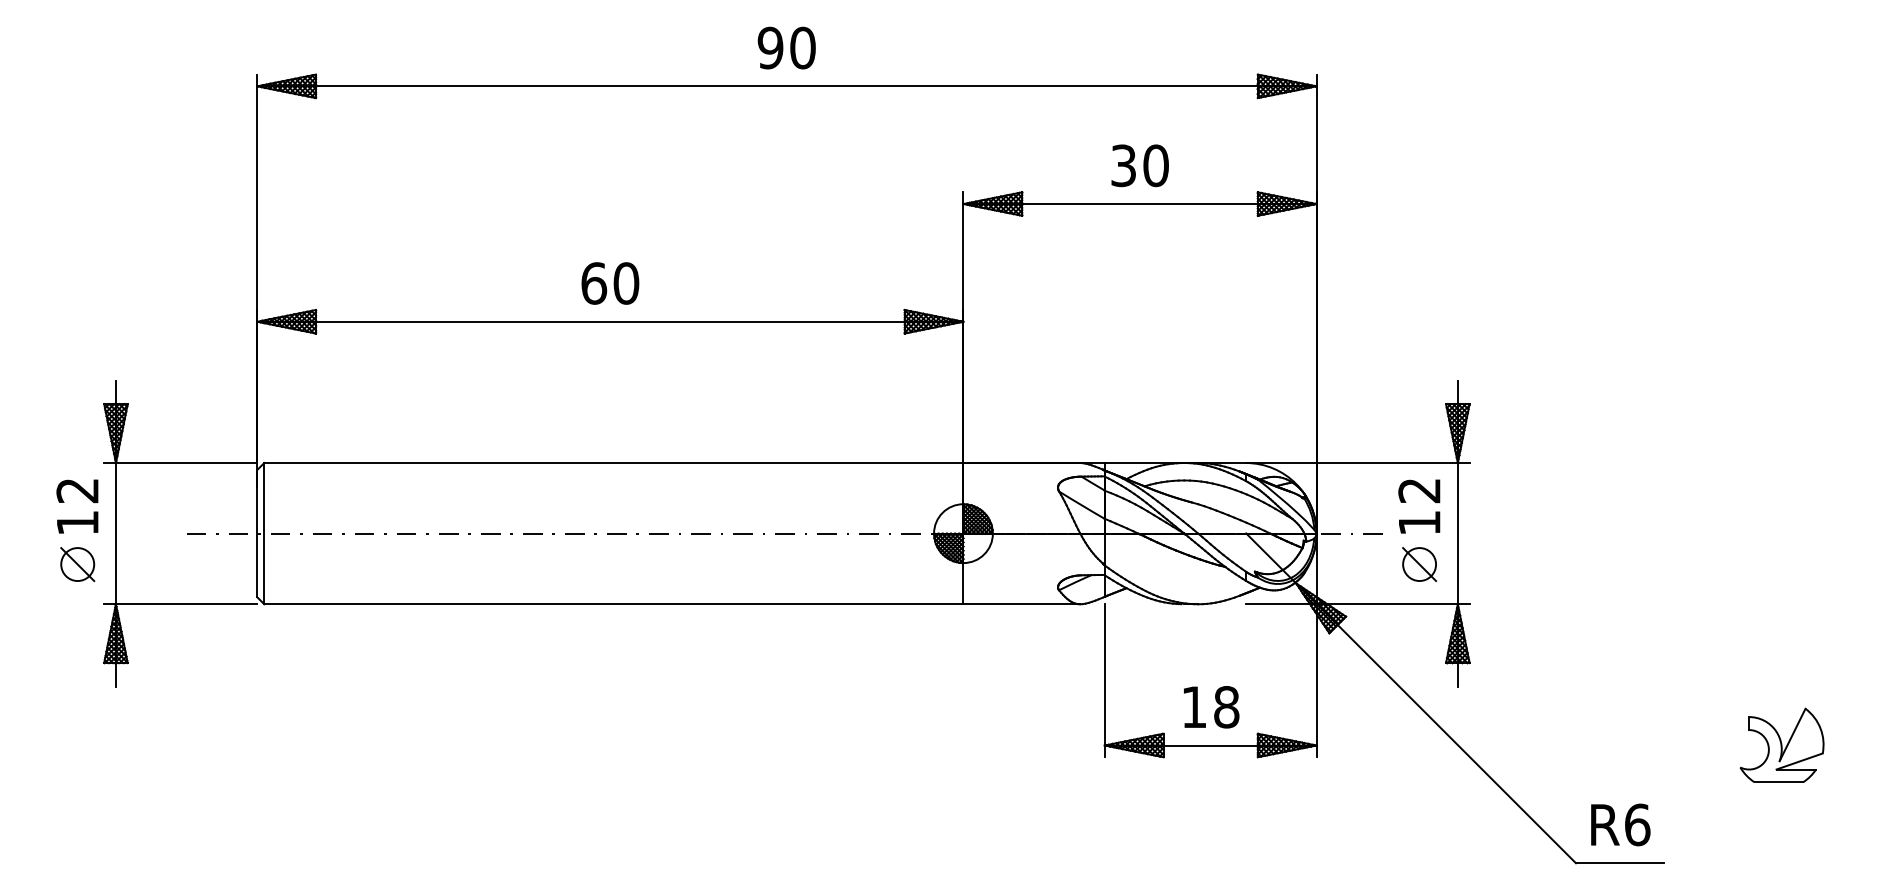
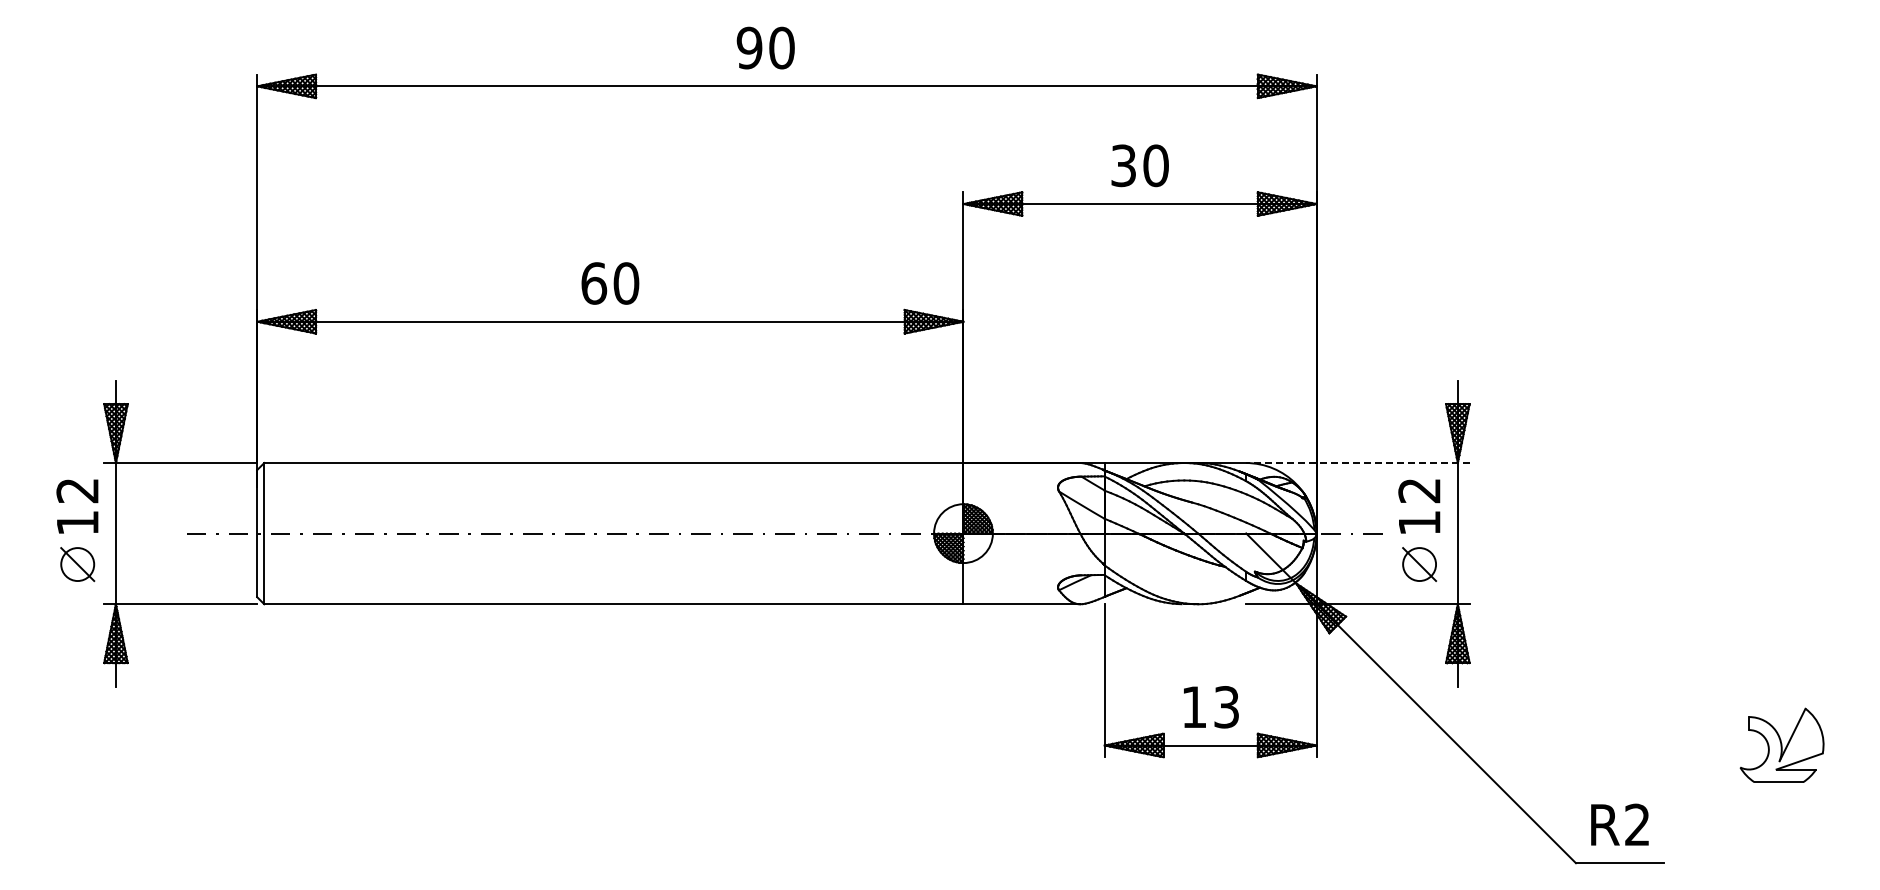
text position: (786, 47) -> (765, 47) (765, 47)
line: solid -> dashed (1357, 463)
text: 18 -> 13 (1226, 707)
text: R6 -> R2 (1637, 824)
